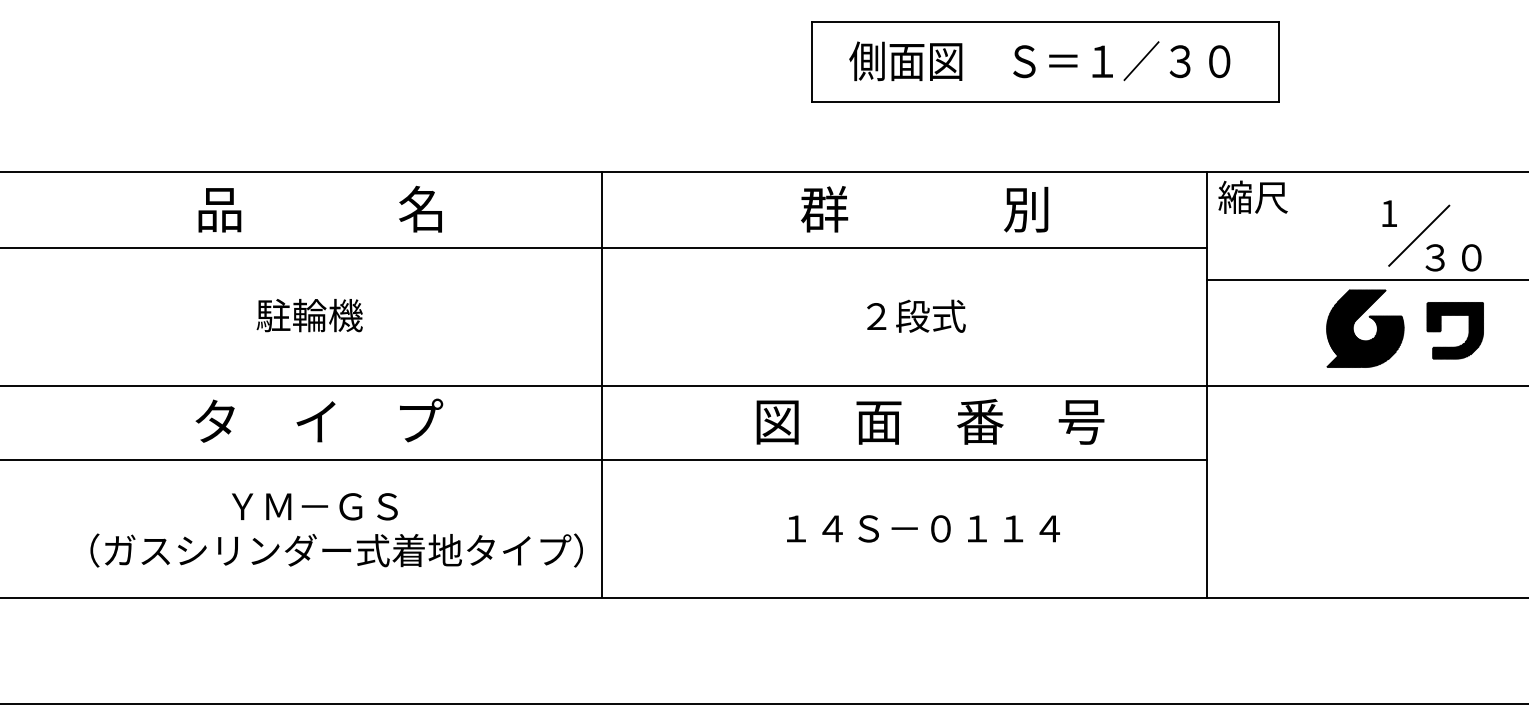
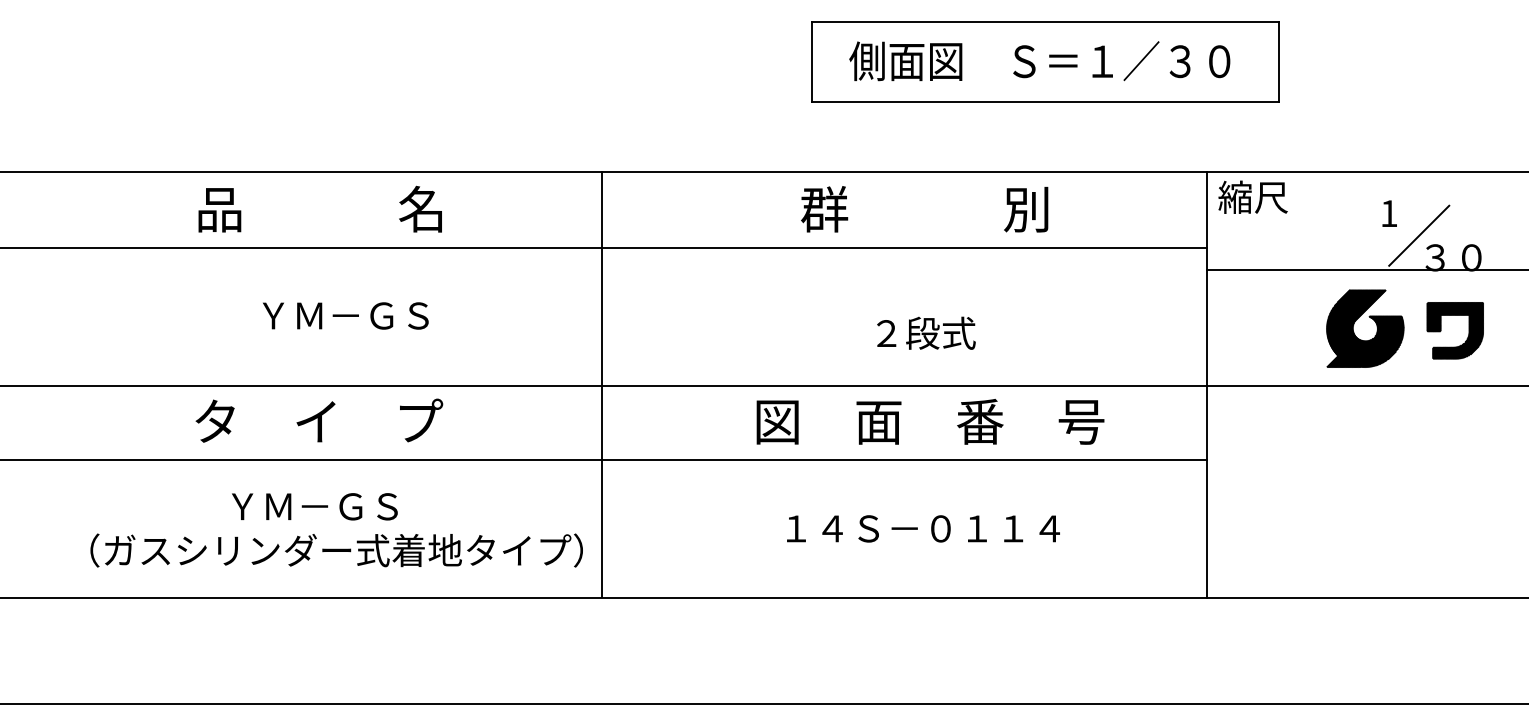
line position: (1365, 279) -> (1365, 269) (1365, 269)
text: 駐輪機 -> ＹＭ－ＧＳ (342, 315)
text position: (916, 315) -> (926, 332) (926, 332)
